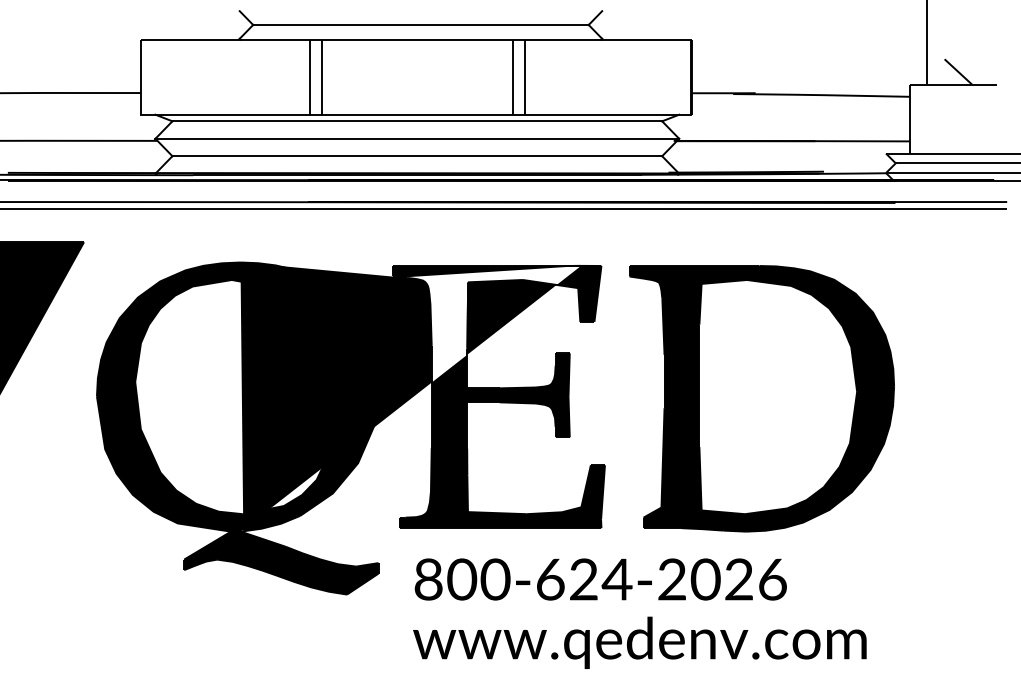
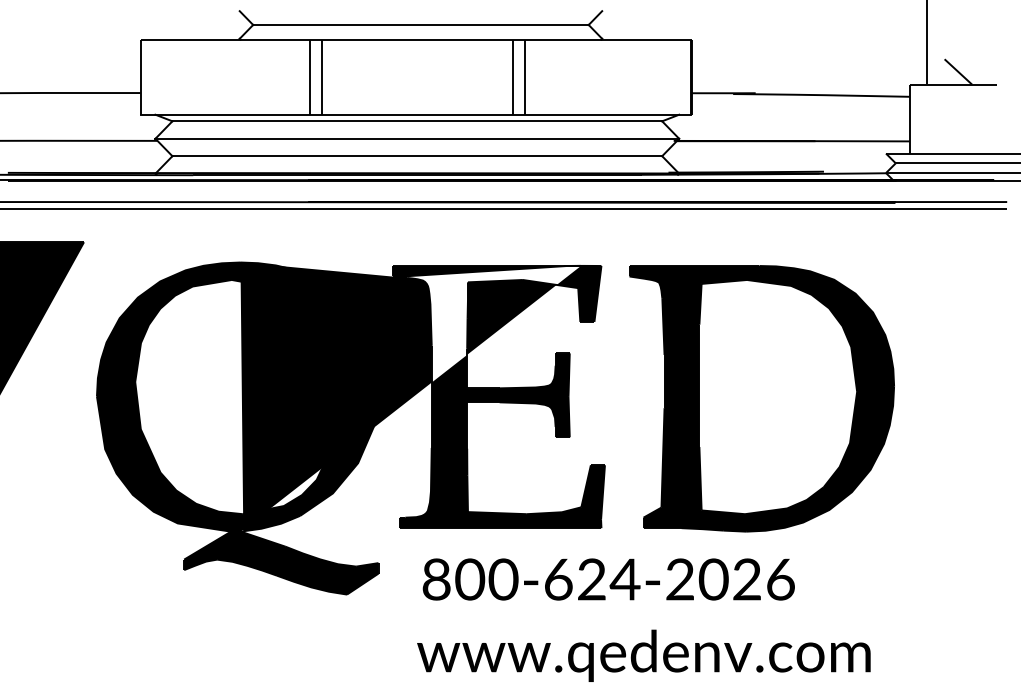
text position: (600, 579) -> (608, 579) (608, 579)
text position: (639, 642) -> (643, 655) (643, 655)
